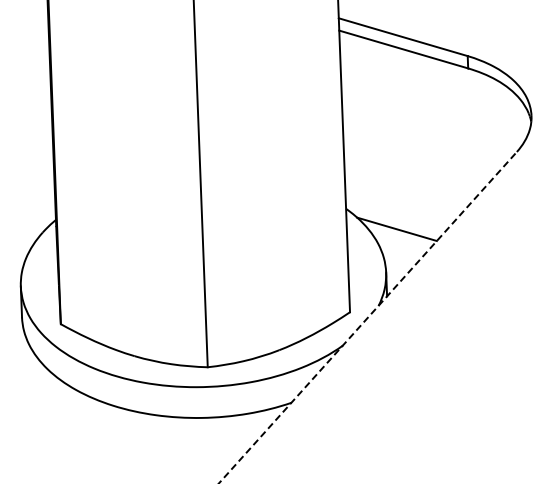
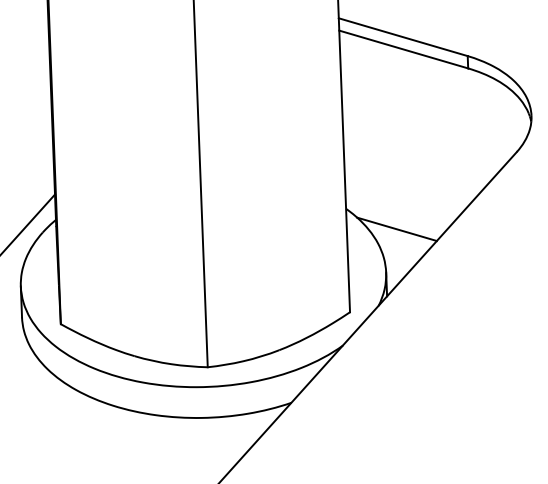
line: none -> present (28, 223)
line: dashed -> solid (368, 317)
